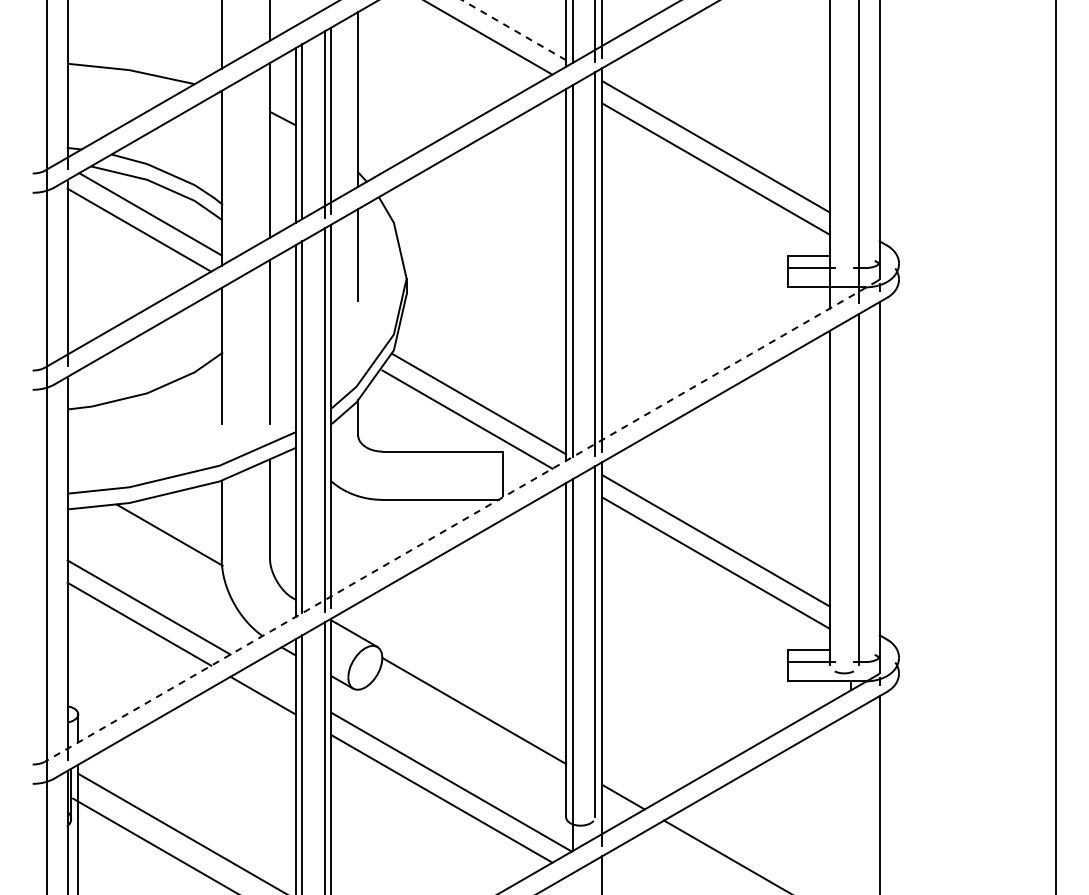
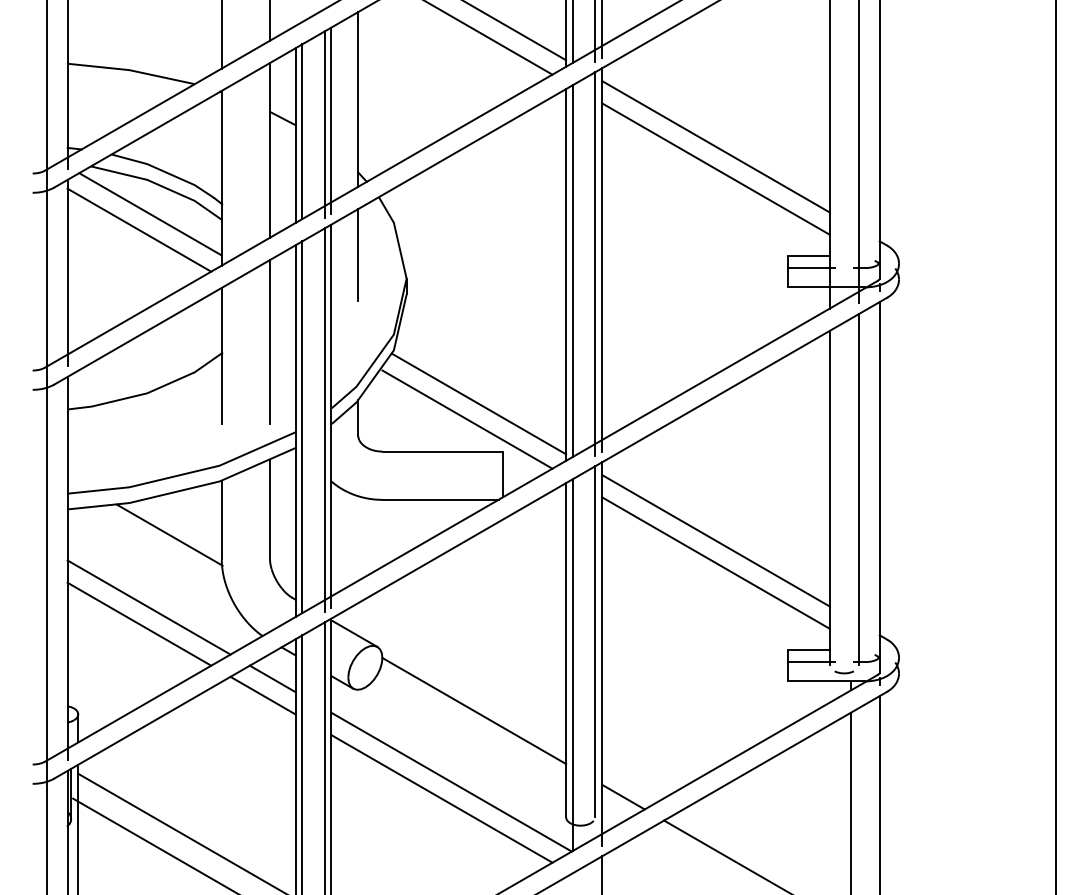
line: dashed -> solid (513, 29)
line: dashed -> solid (461, 521)
line: none -> present (272, 678)
line: none -> present (850, 801)
